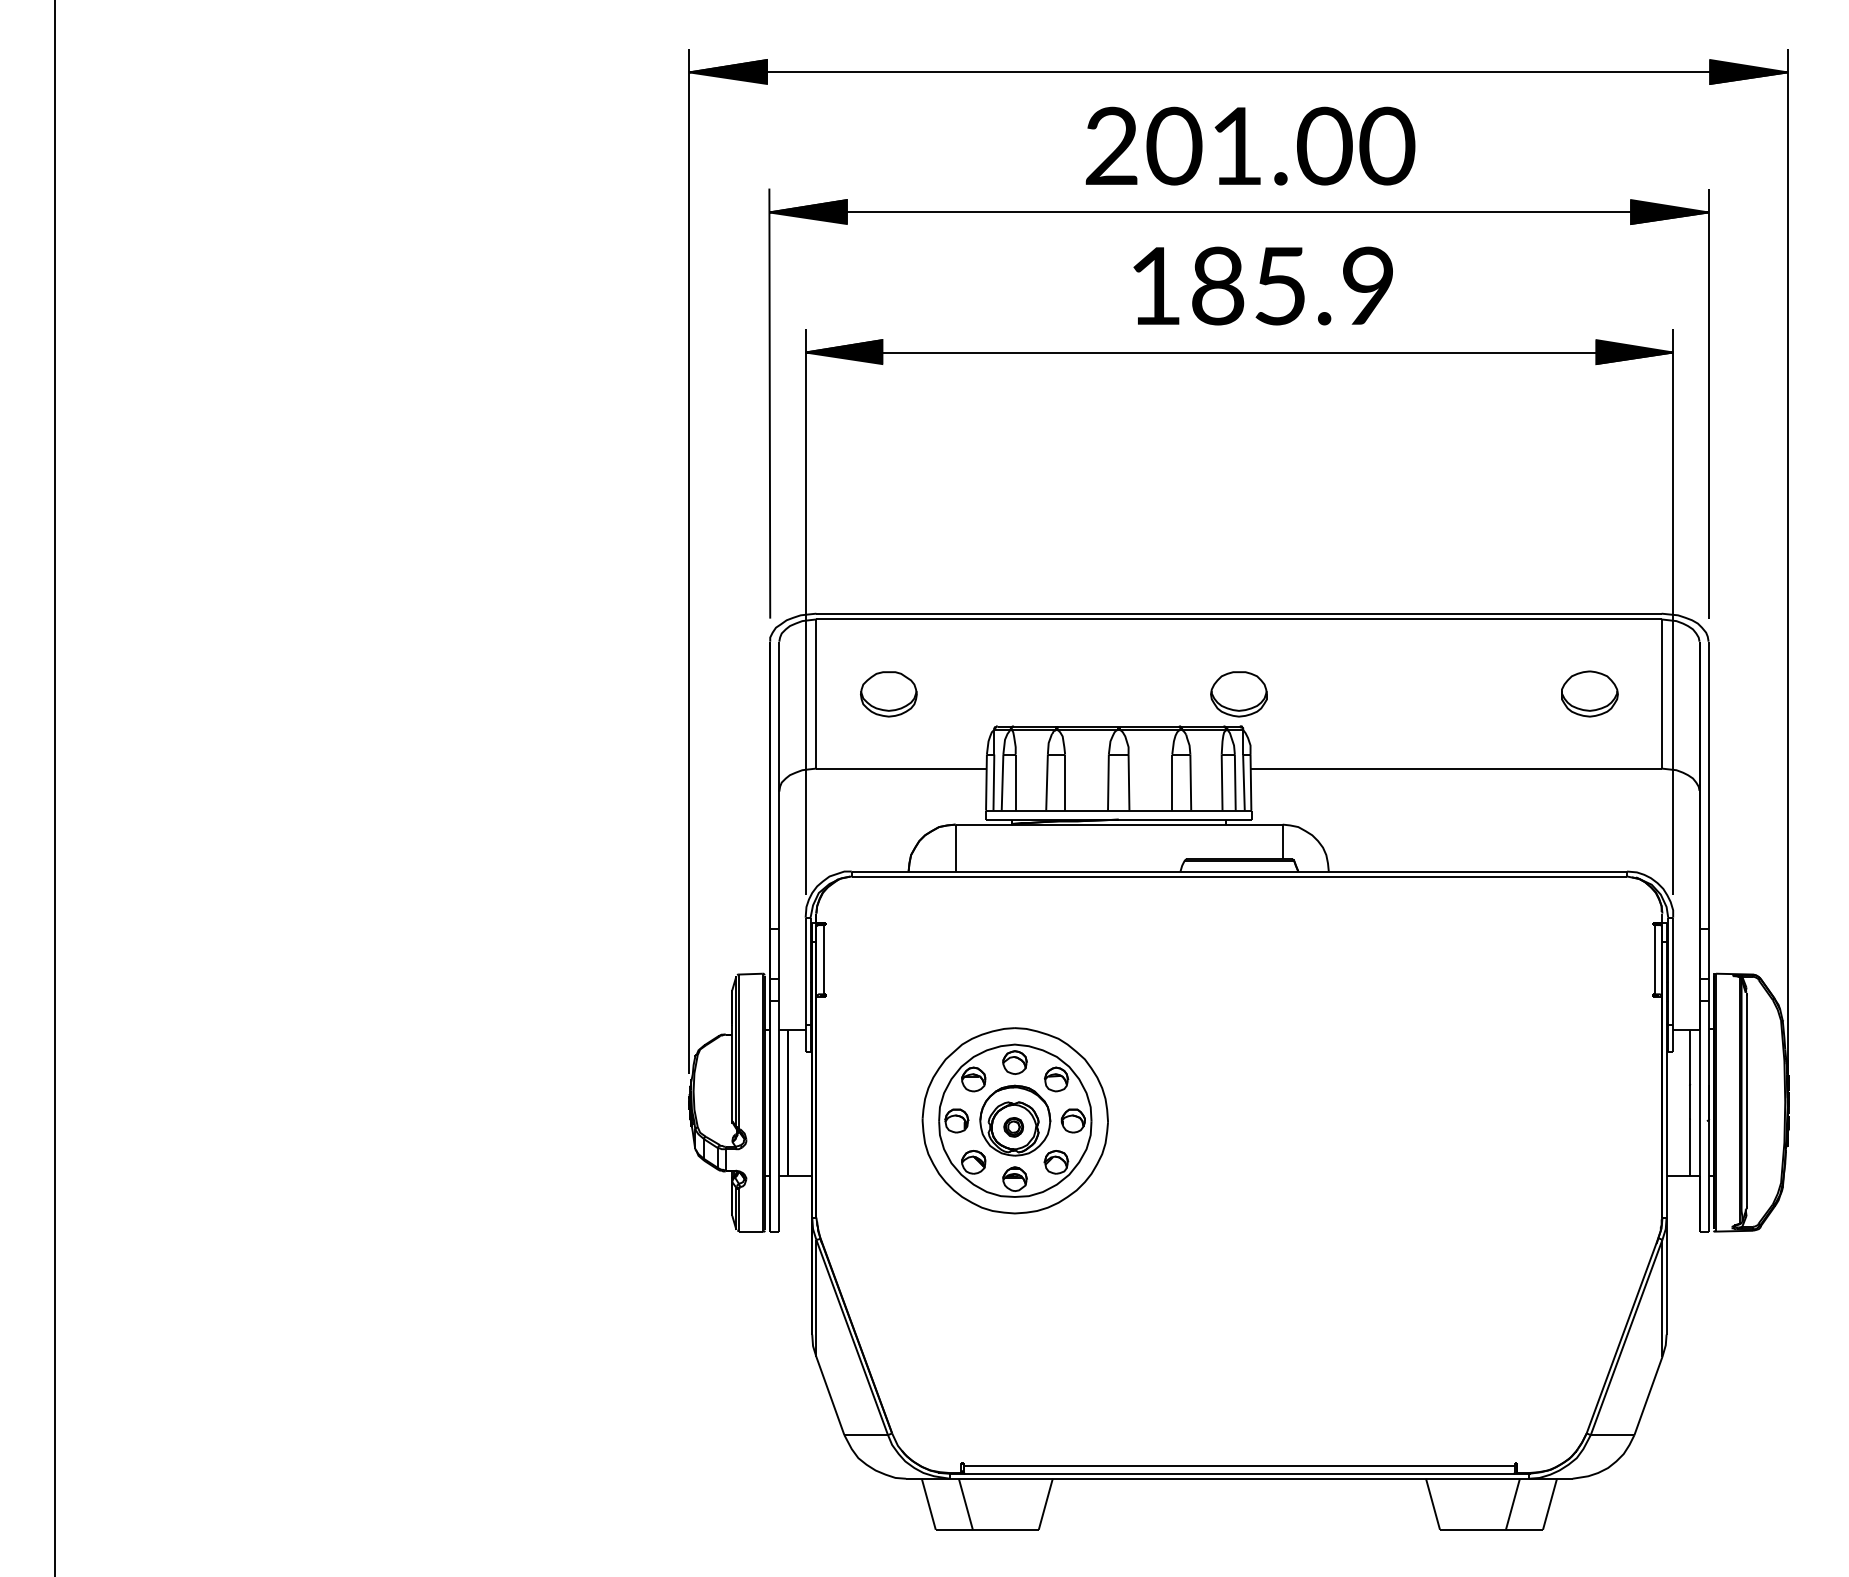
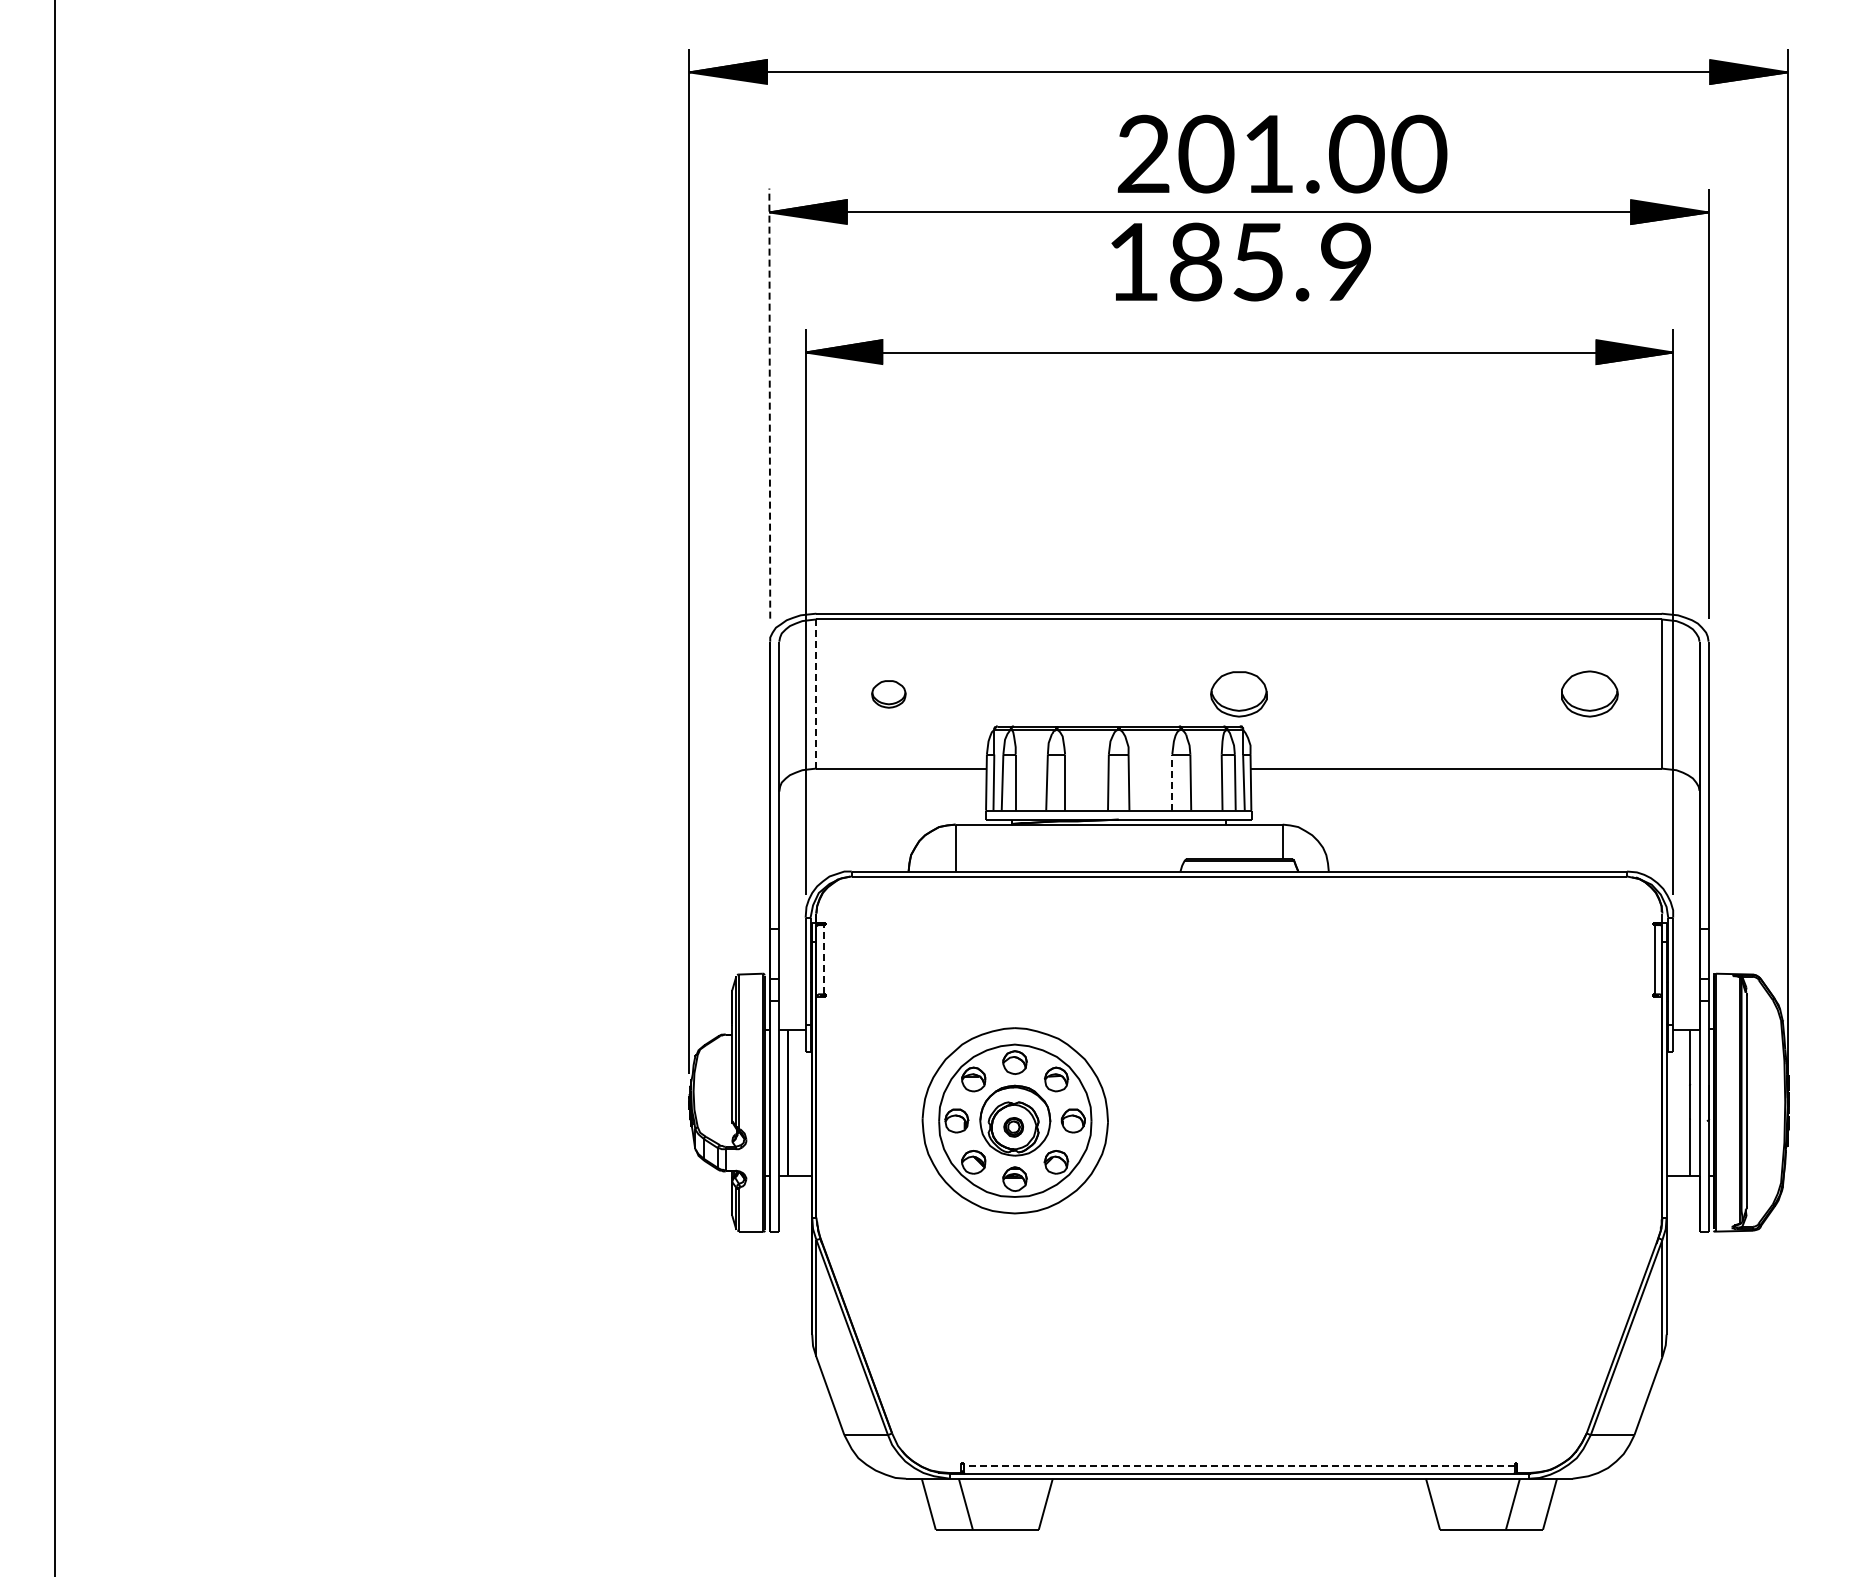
text position: (1250, 145) -> (1282, 153) (1282, 153)
text position: (1262, 285) -> (1240, 261) (1240, 261)
line: solid -> dashed (769, 403)
line: solid -> dashed (816, 694)
part size: 58x47 px -> 36x29 px (888, 694)
line: solid -> dashed (1172, 782)
line: solid -> dashed (823, 959)
line: solid -> dashed (1239, 1465)
